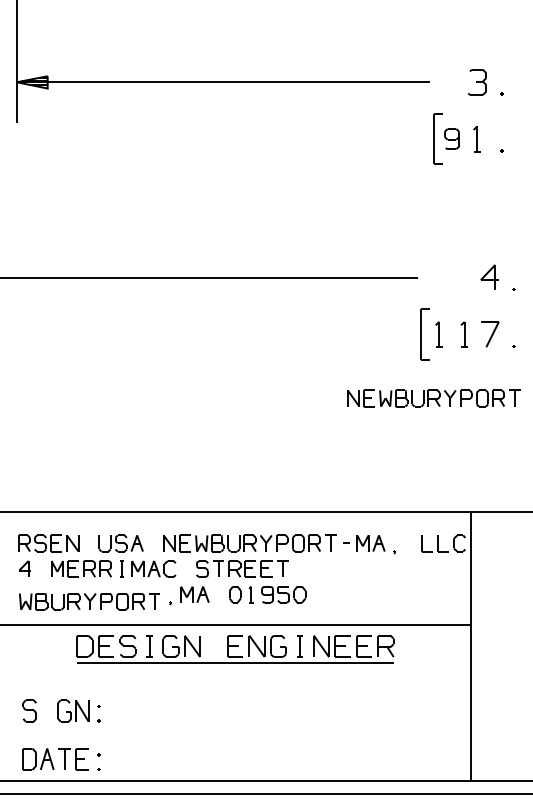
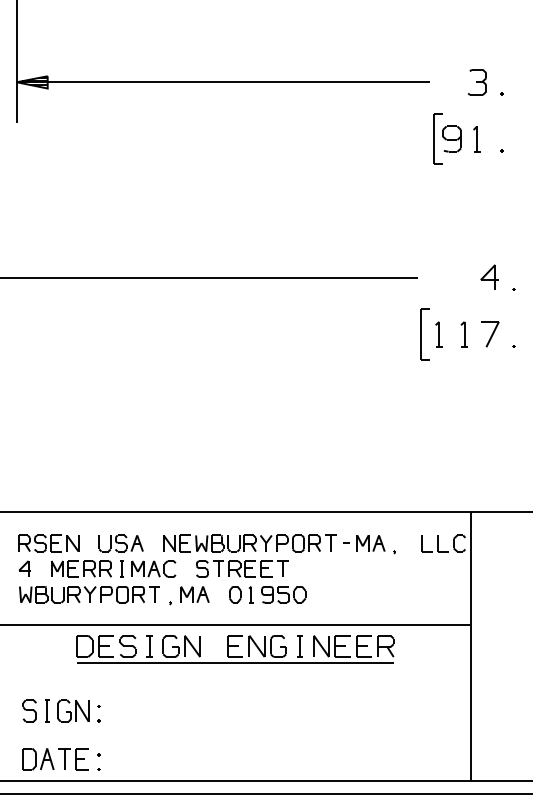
part size: 16x22 px -> 20x28 px (451, 138)
part: present -> none (433, 398)
part position: (89, 601) -> (89, 594) (89, 594)
part: none -> present (47, 710)
